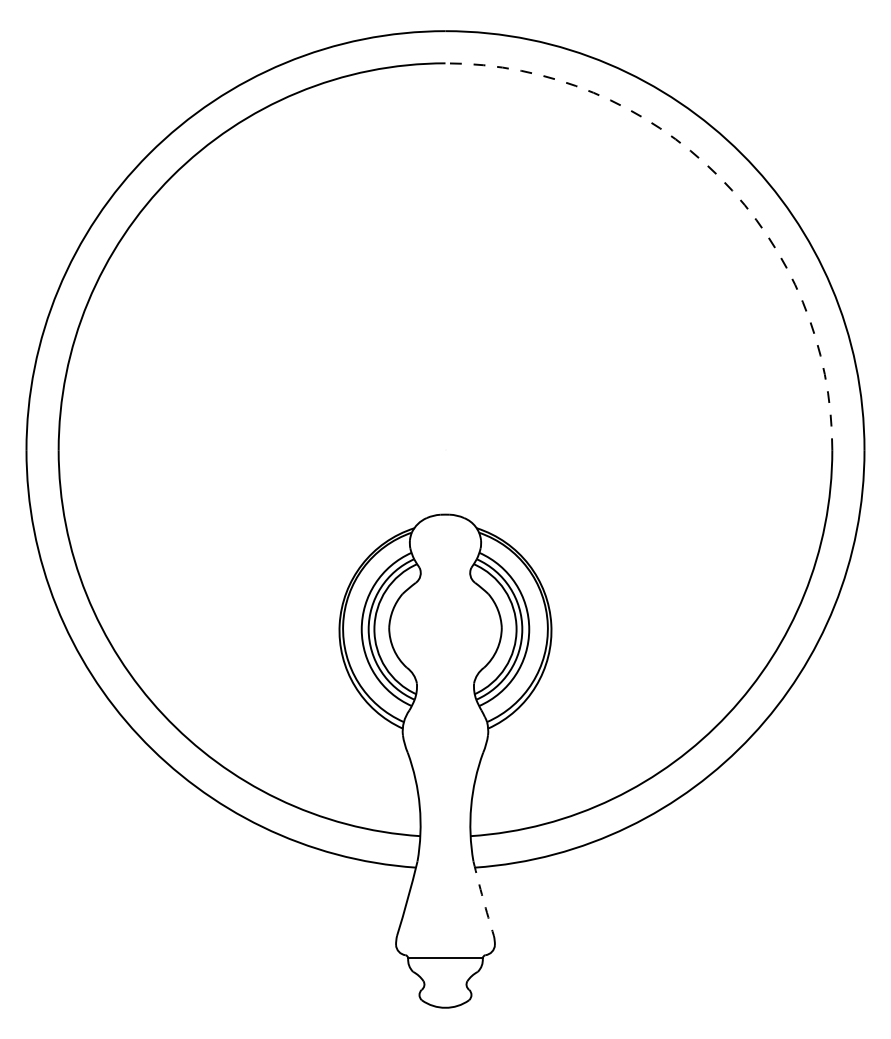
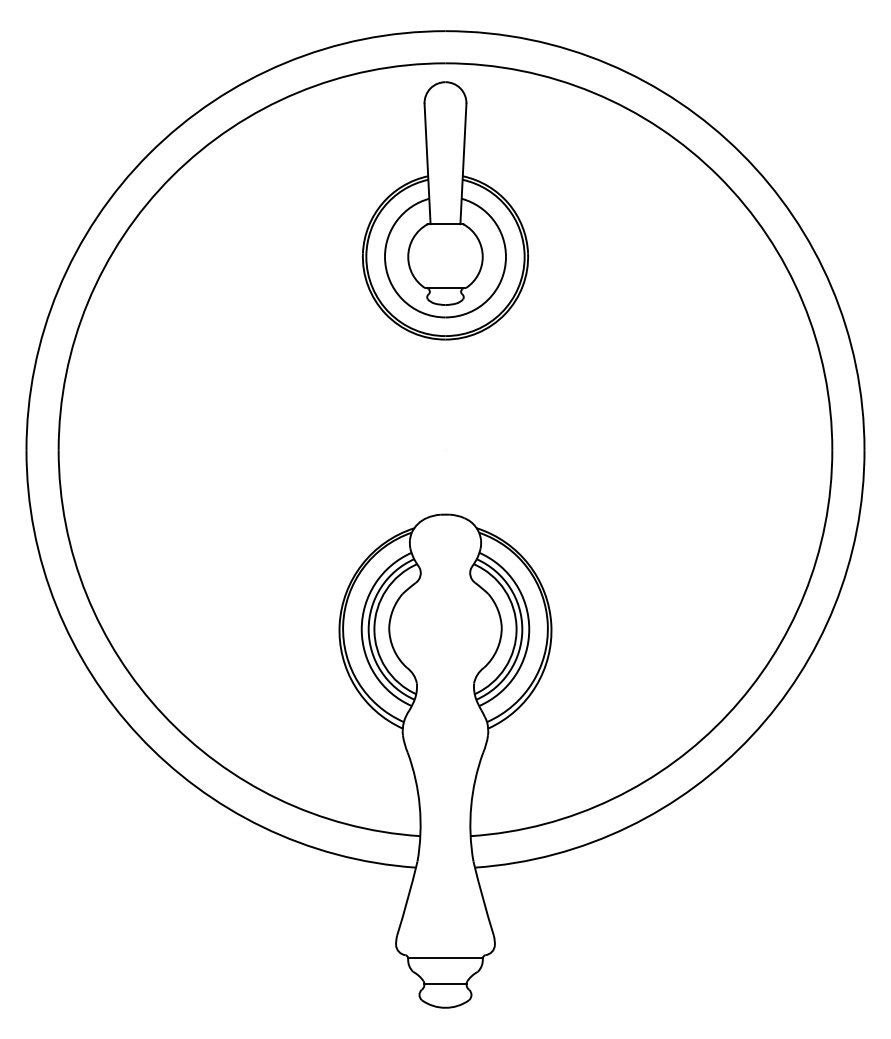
arc: dashed -> solid (719, 176)
part: none -> present (445, 210)
arc: dashed -> solid (483, 898)
line: none -> present (445, 983)
